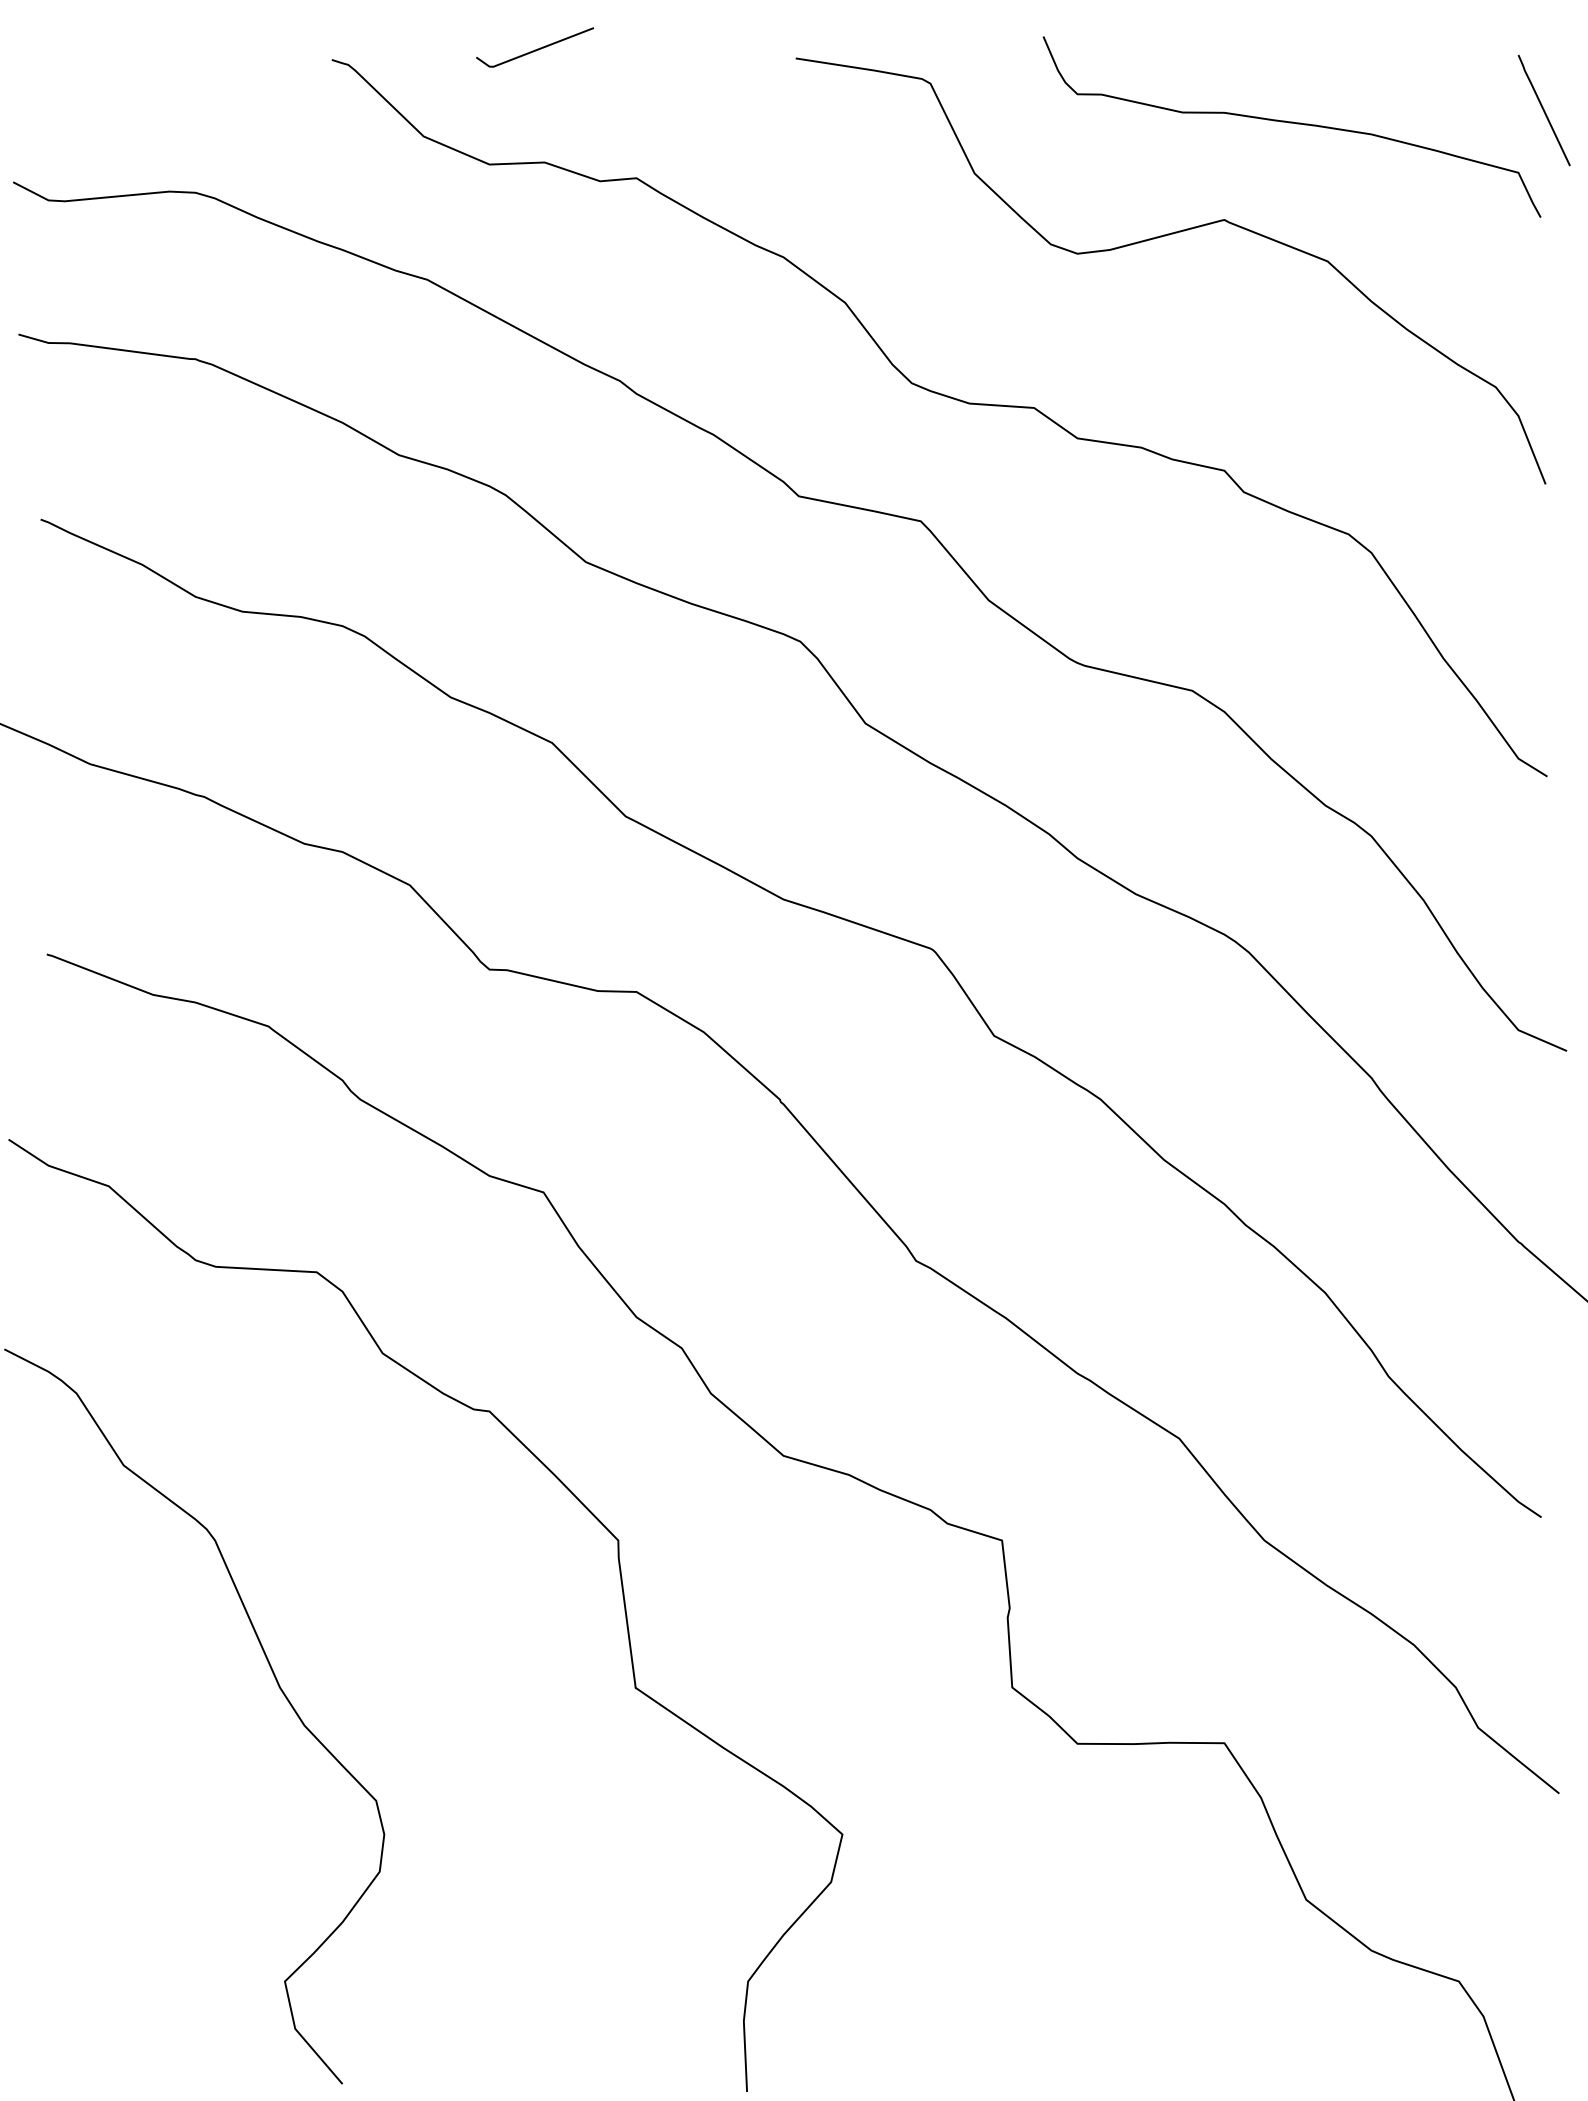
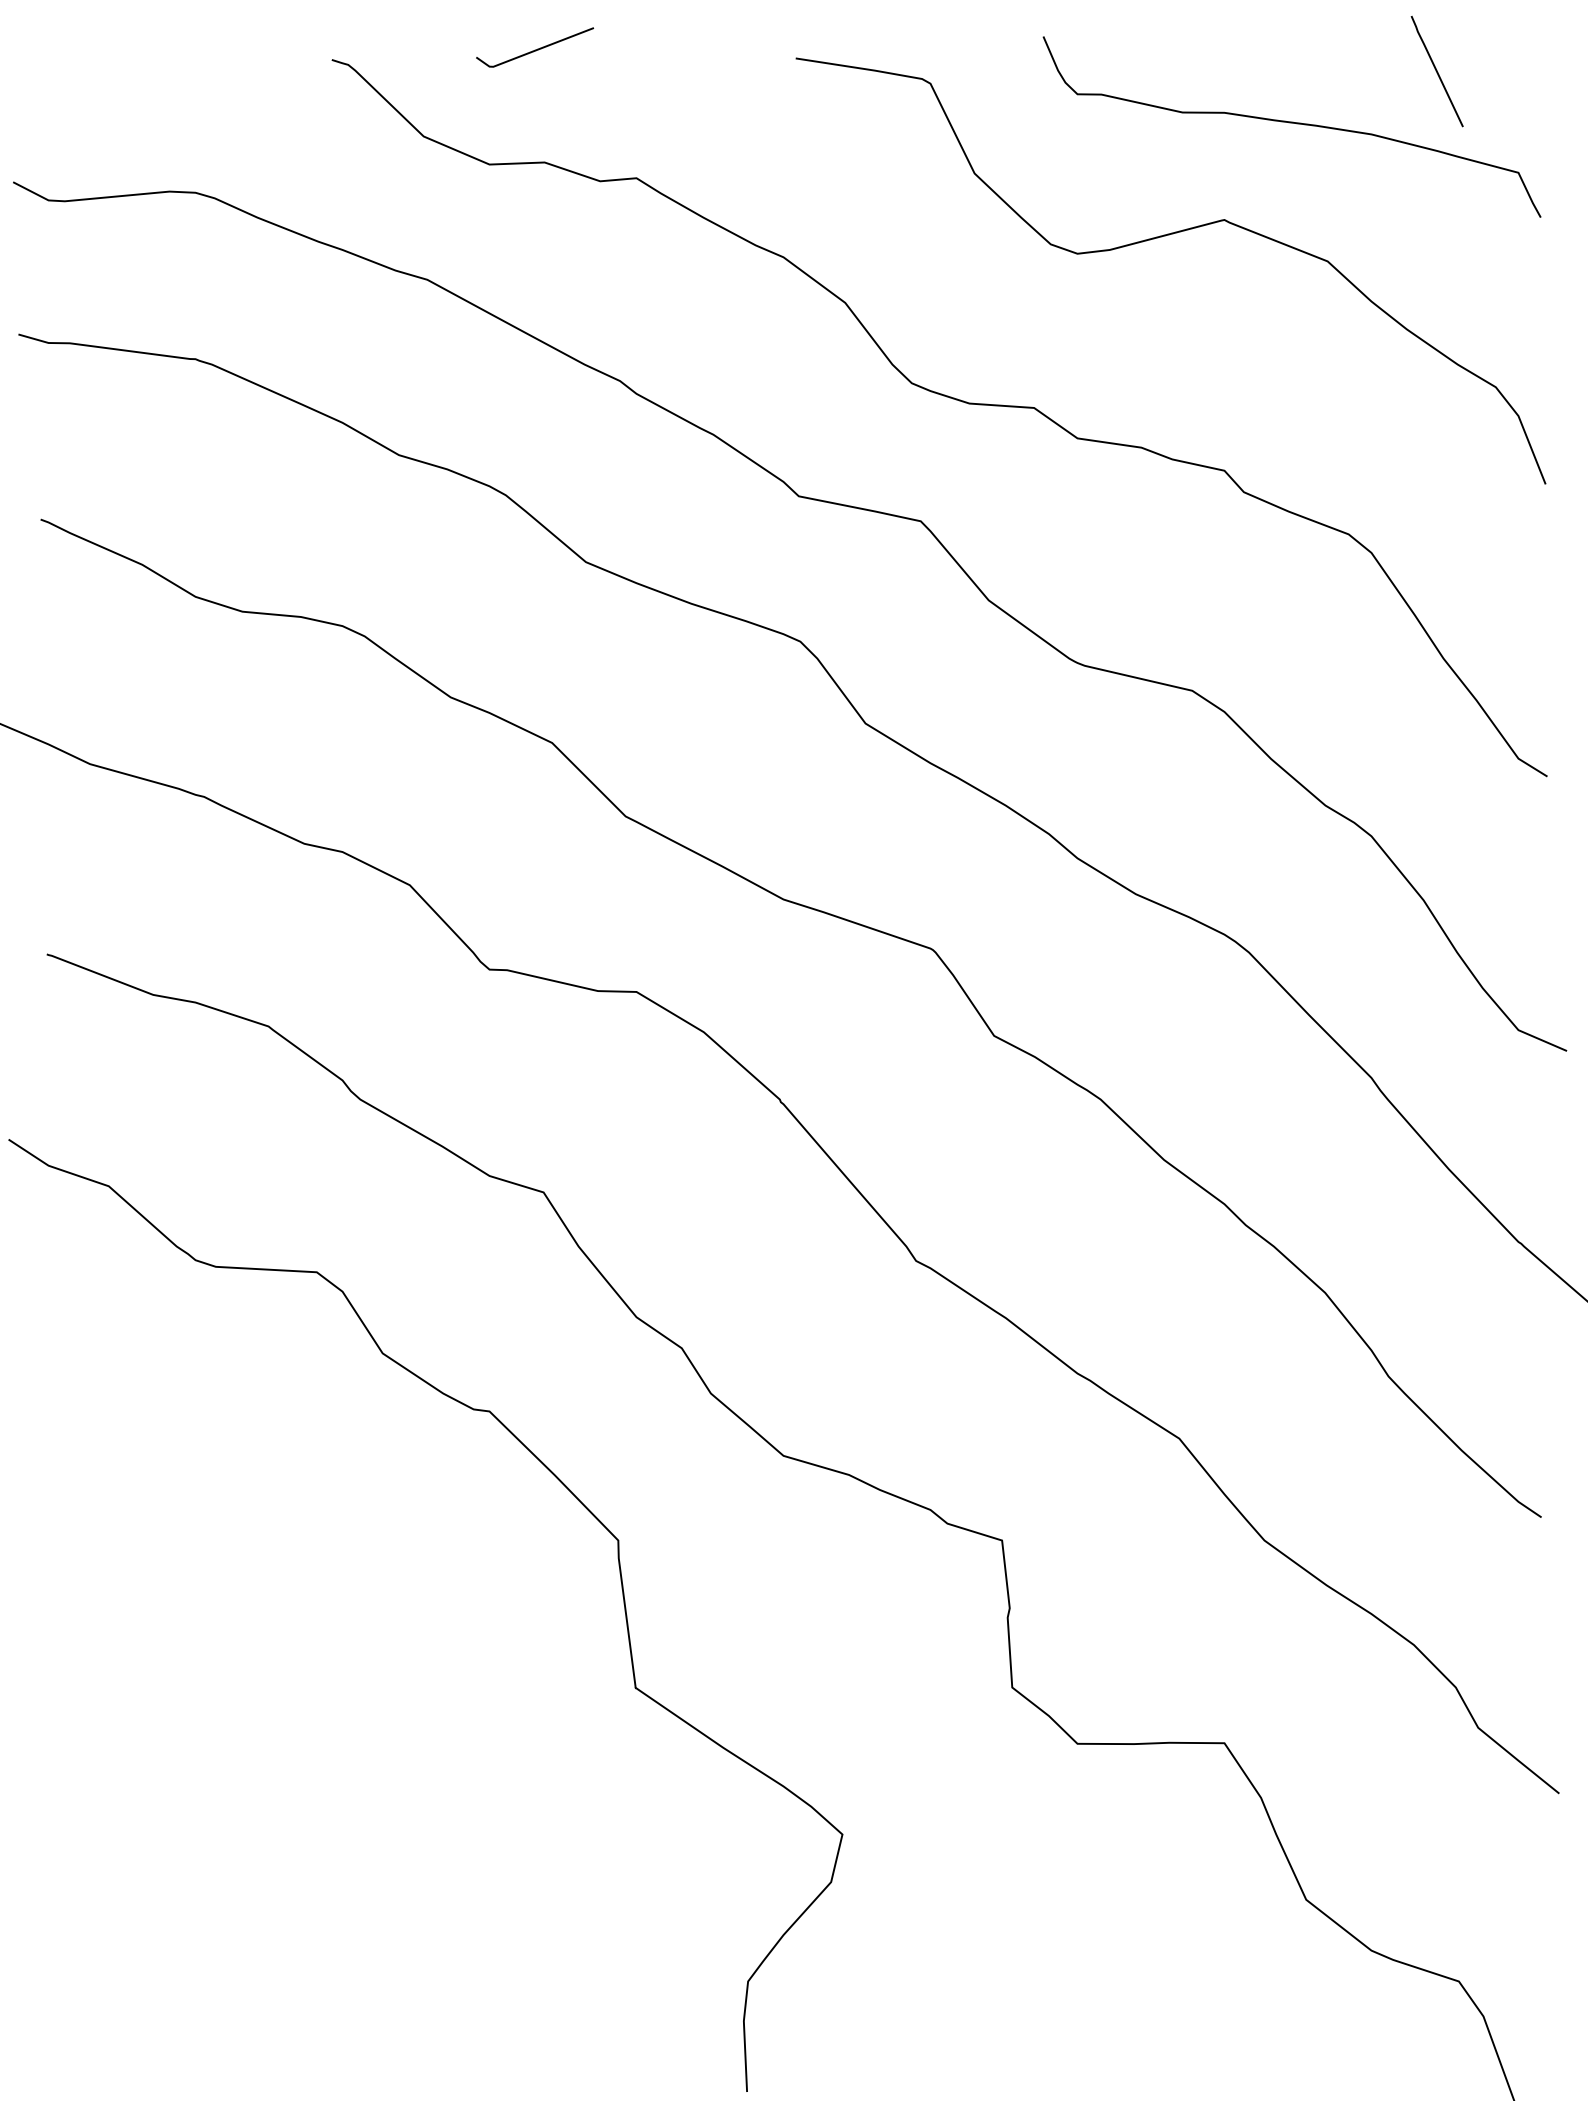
line position: (1543, 110) -> (1436, 71) (1436, 71)
curve: present -> none (275, 1680)
